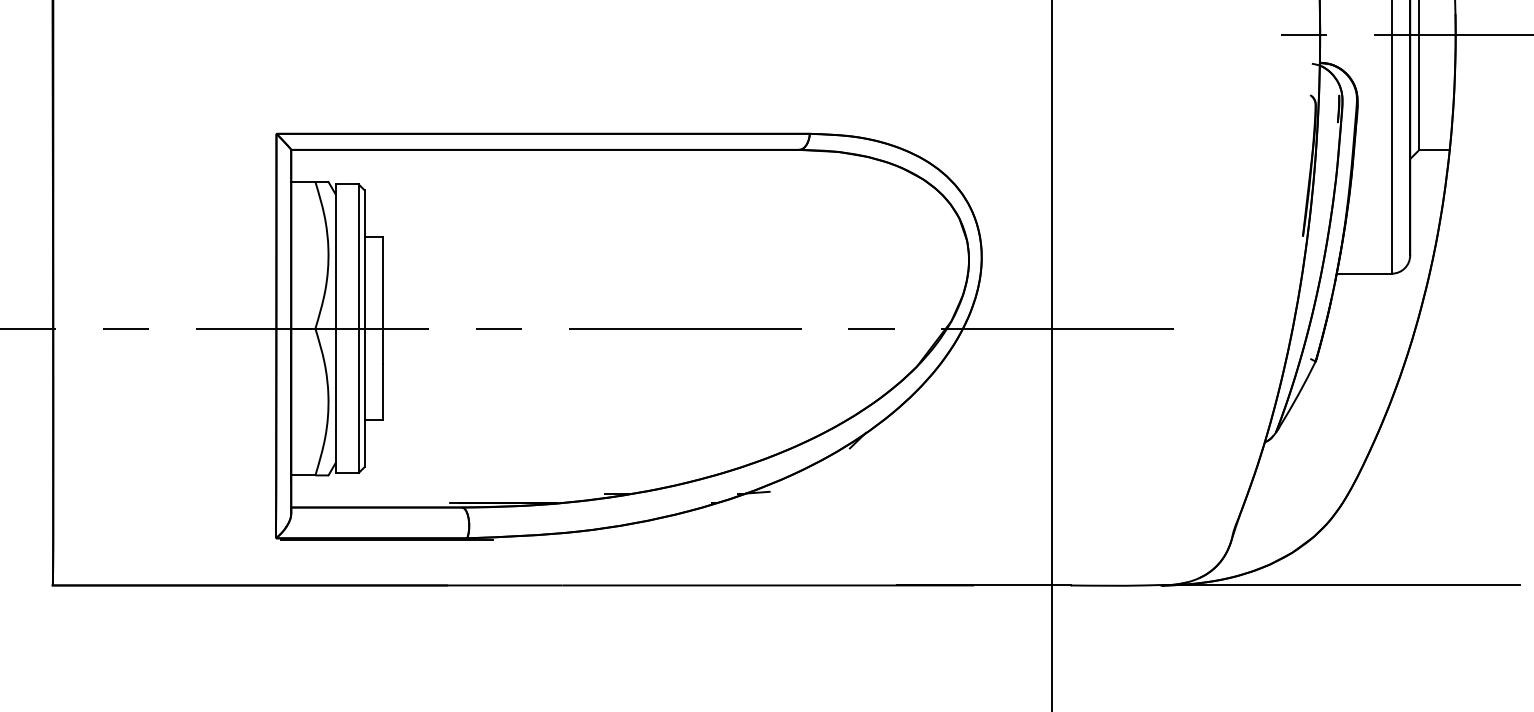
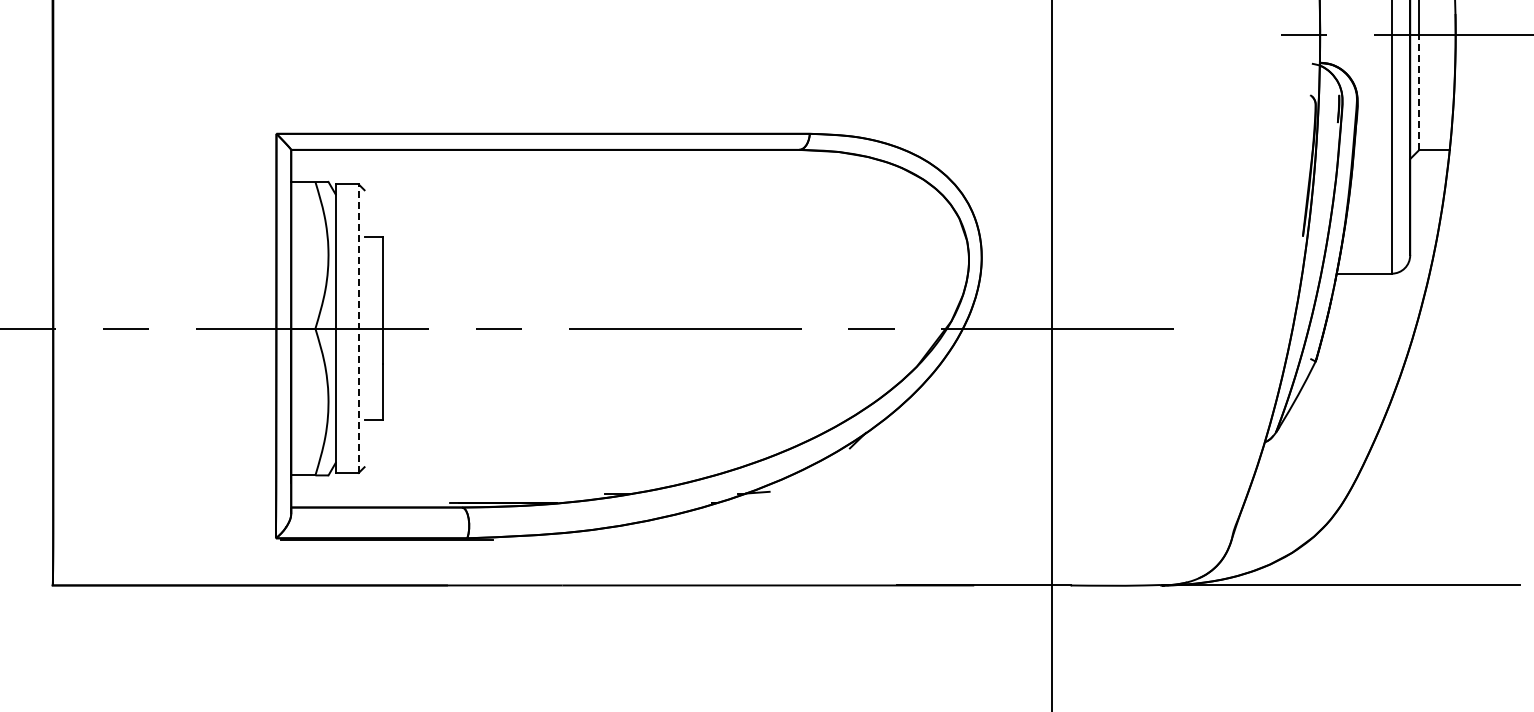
line: solid -> dashed (1419, 92)
line: solid -> dashed (358, 328)
line: present -> none (364, 328)
